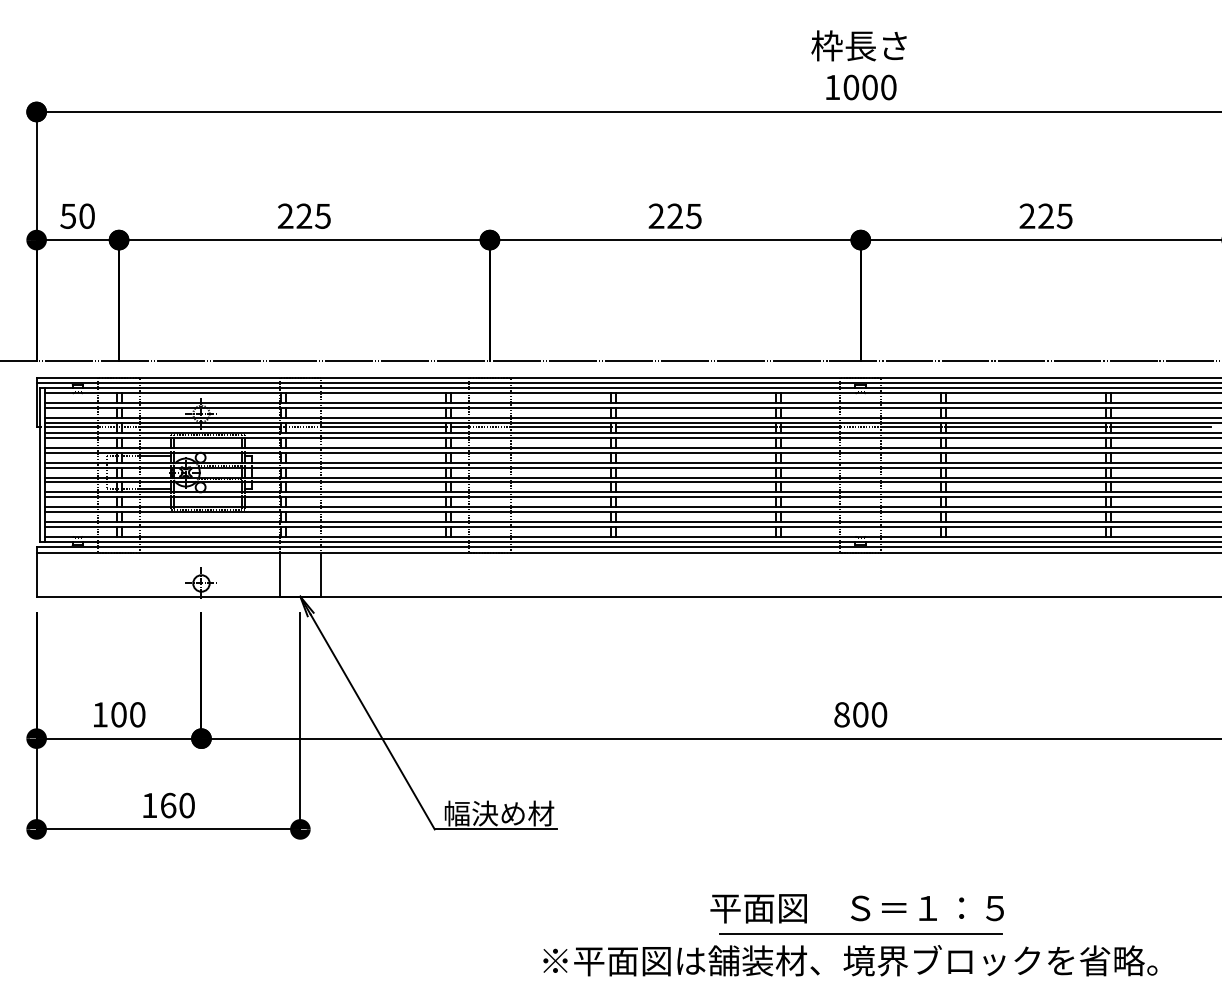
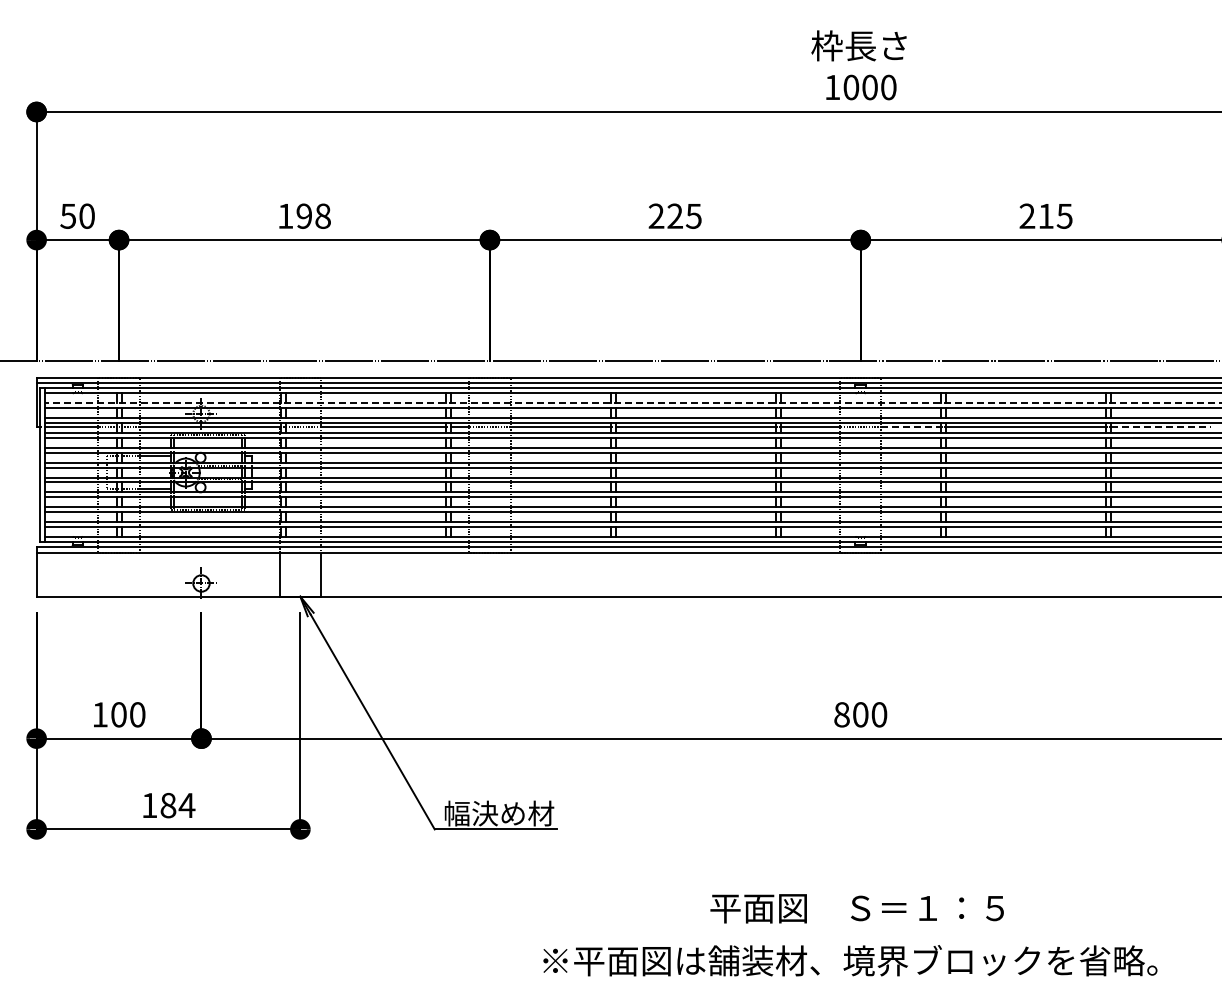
text: 225 -> 198 (304, 215)
text: 225 -> 215 (1045, 215)
line: solid -> dashed (632, 403)
line: solid -> dashed (911, 427)
line: solid -> dashed (1161, 427)
text: 160 -> 184 (177, 805)
line: present -> none (860, 934)
